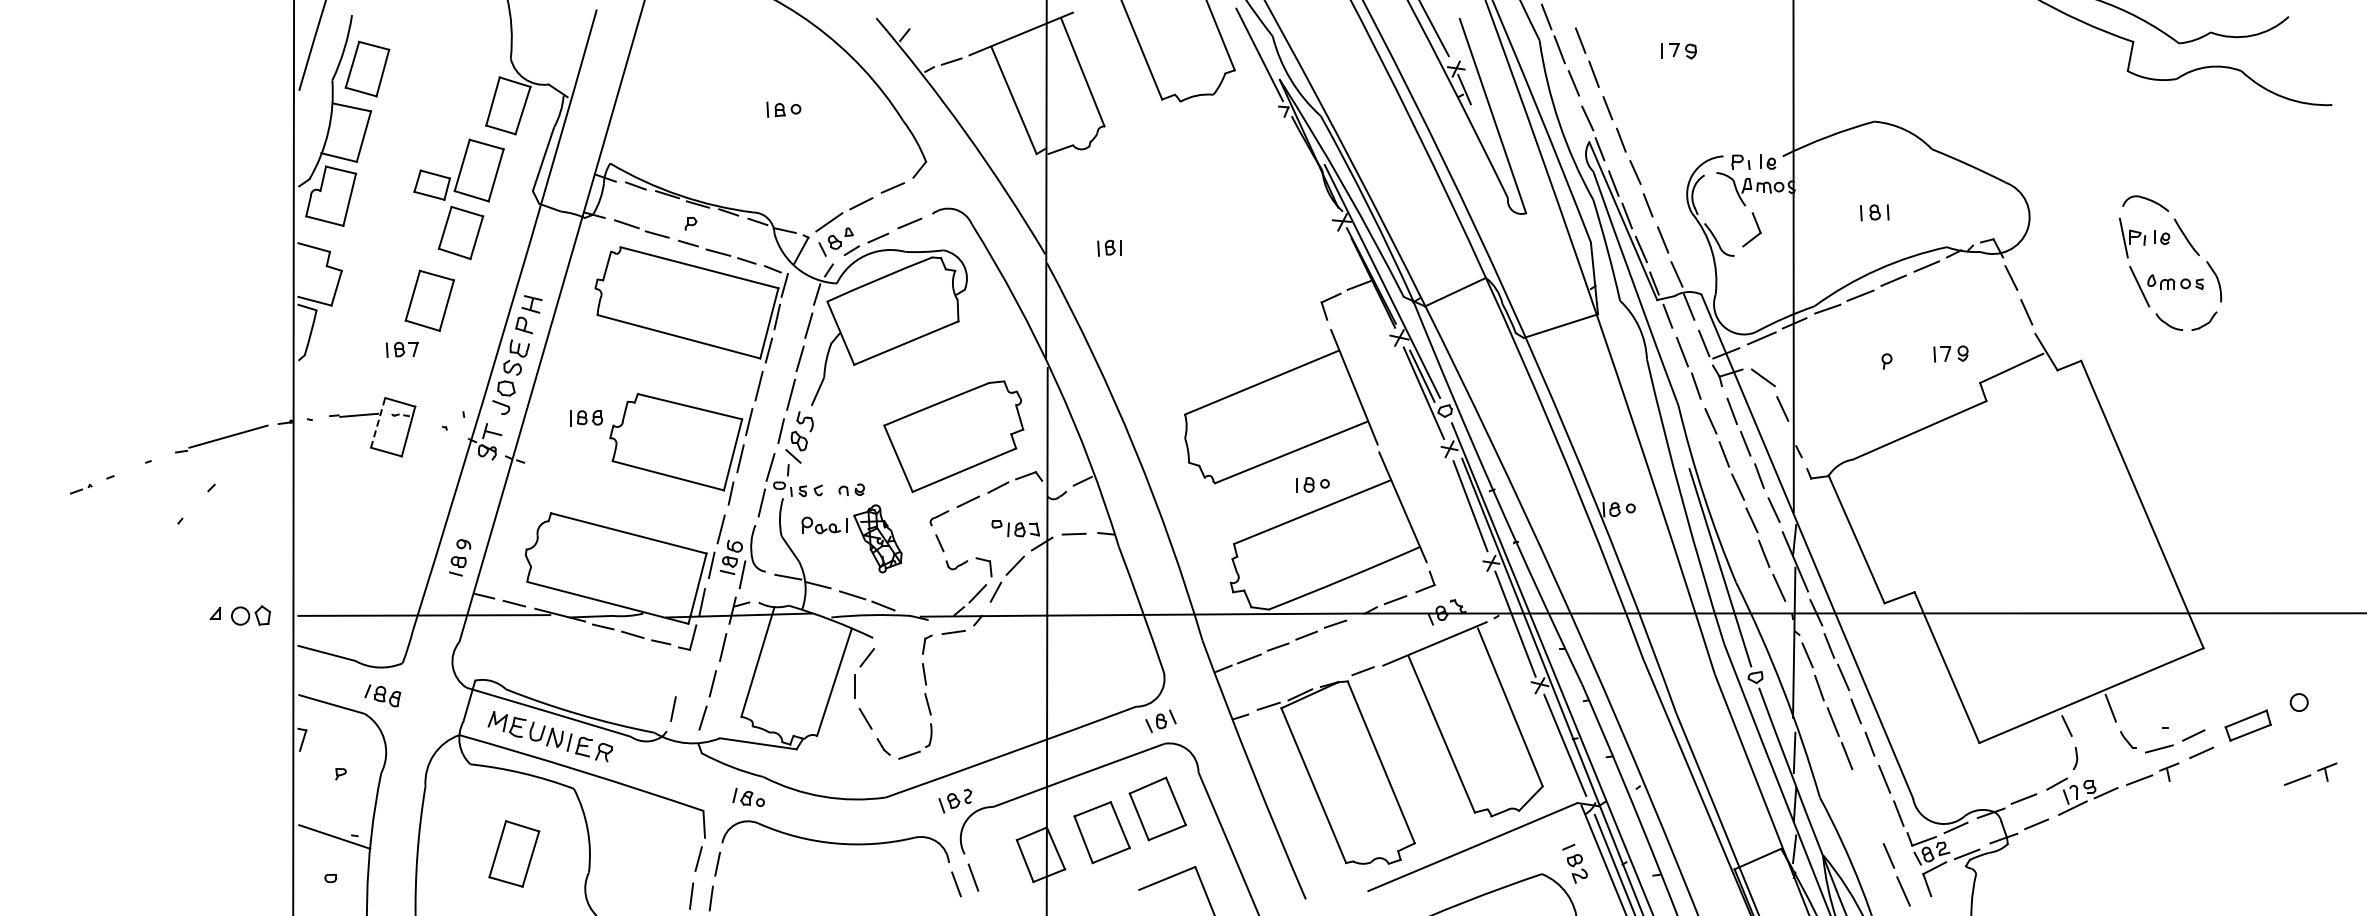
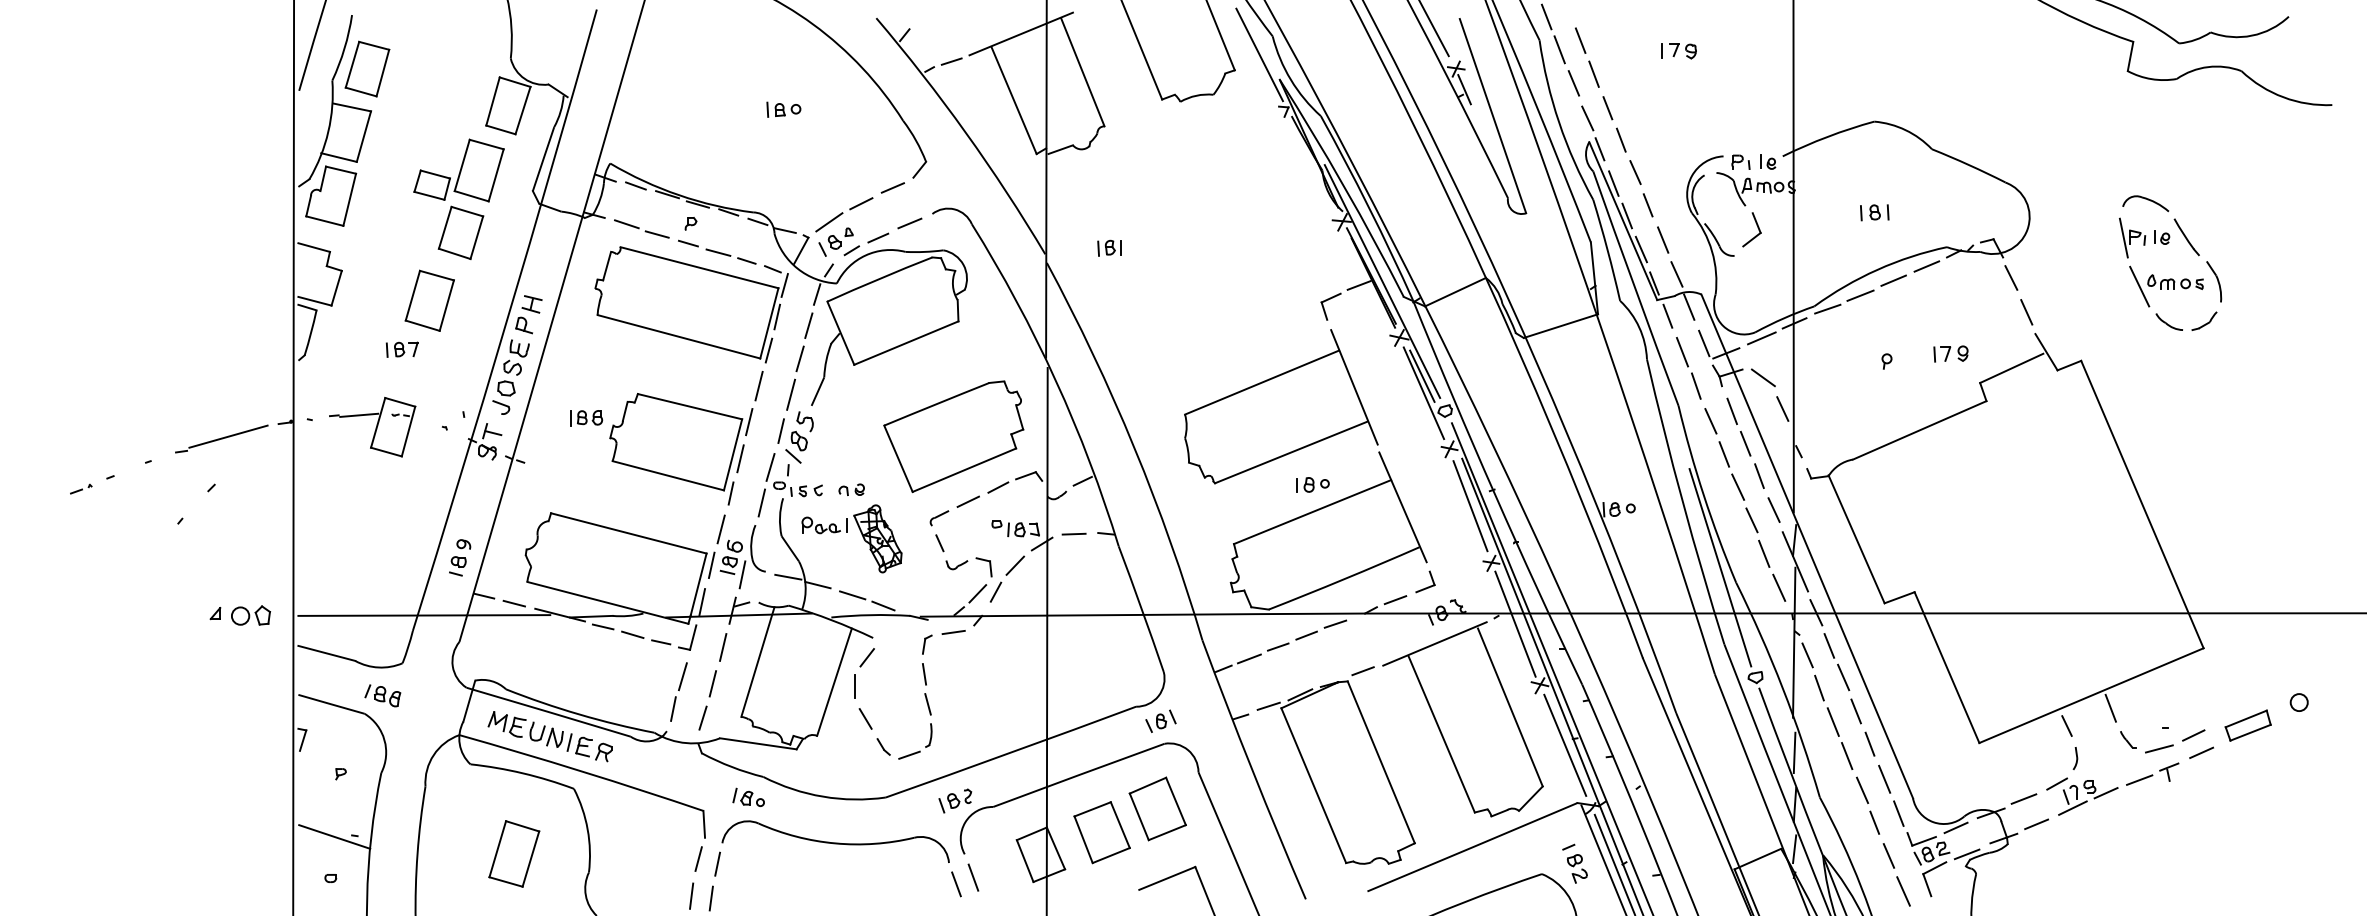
line: dashed -> solid (378, 422)
line: none -> present (682, 676)
part: present -> none (2310, 773)
part: none -> present (1868, 805)
